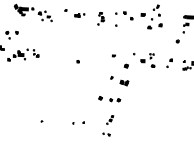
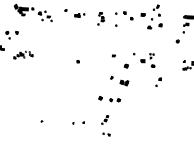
part size: 33x14 px -> 21x10 px (23, 54)
part position: (169, 62) -> (158, 81) (158, 81)
part position: (110, 119) -> (105, 119) (105, 119)
